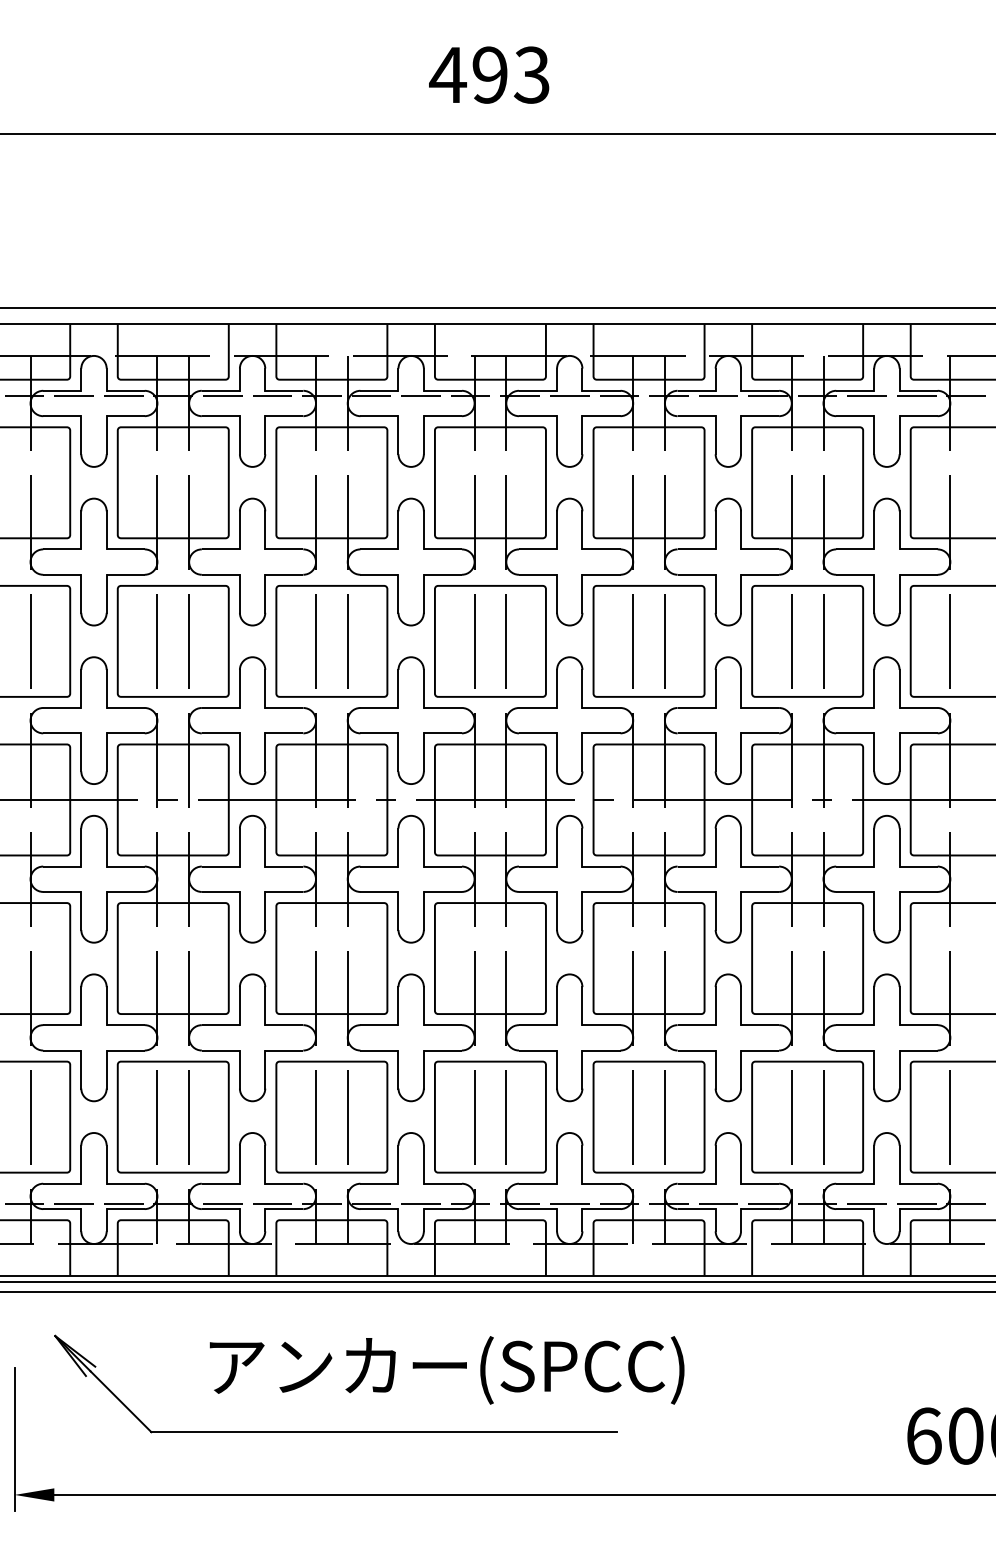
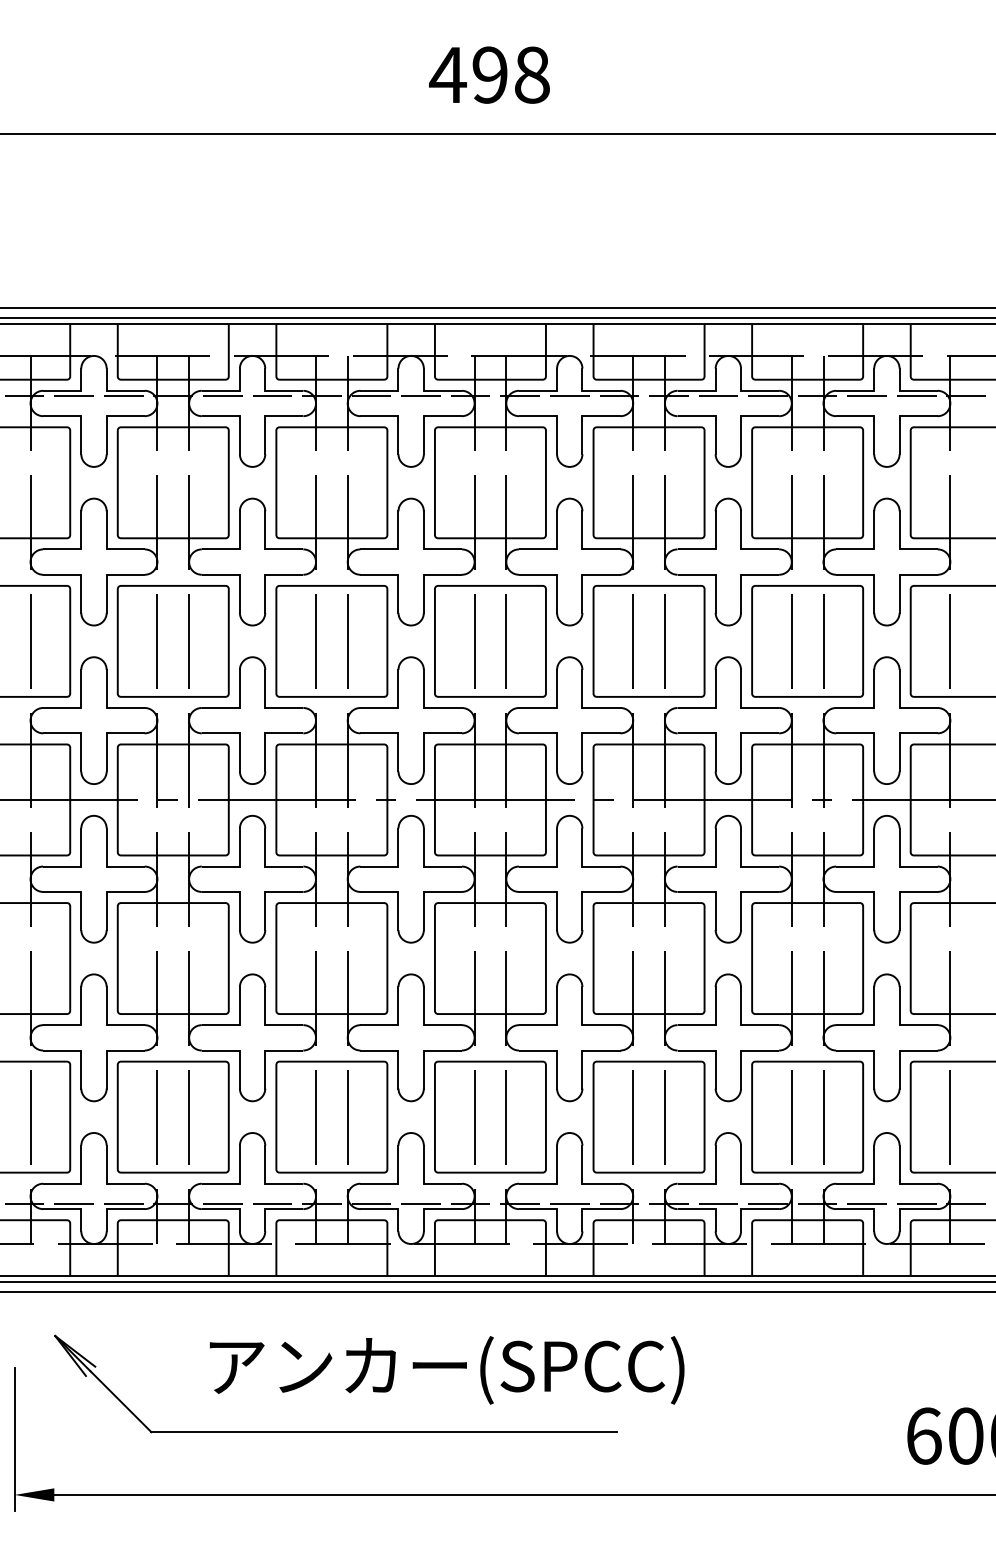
text: 493 -> 498 (531, 74)
line: none -> present (497, 317)
